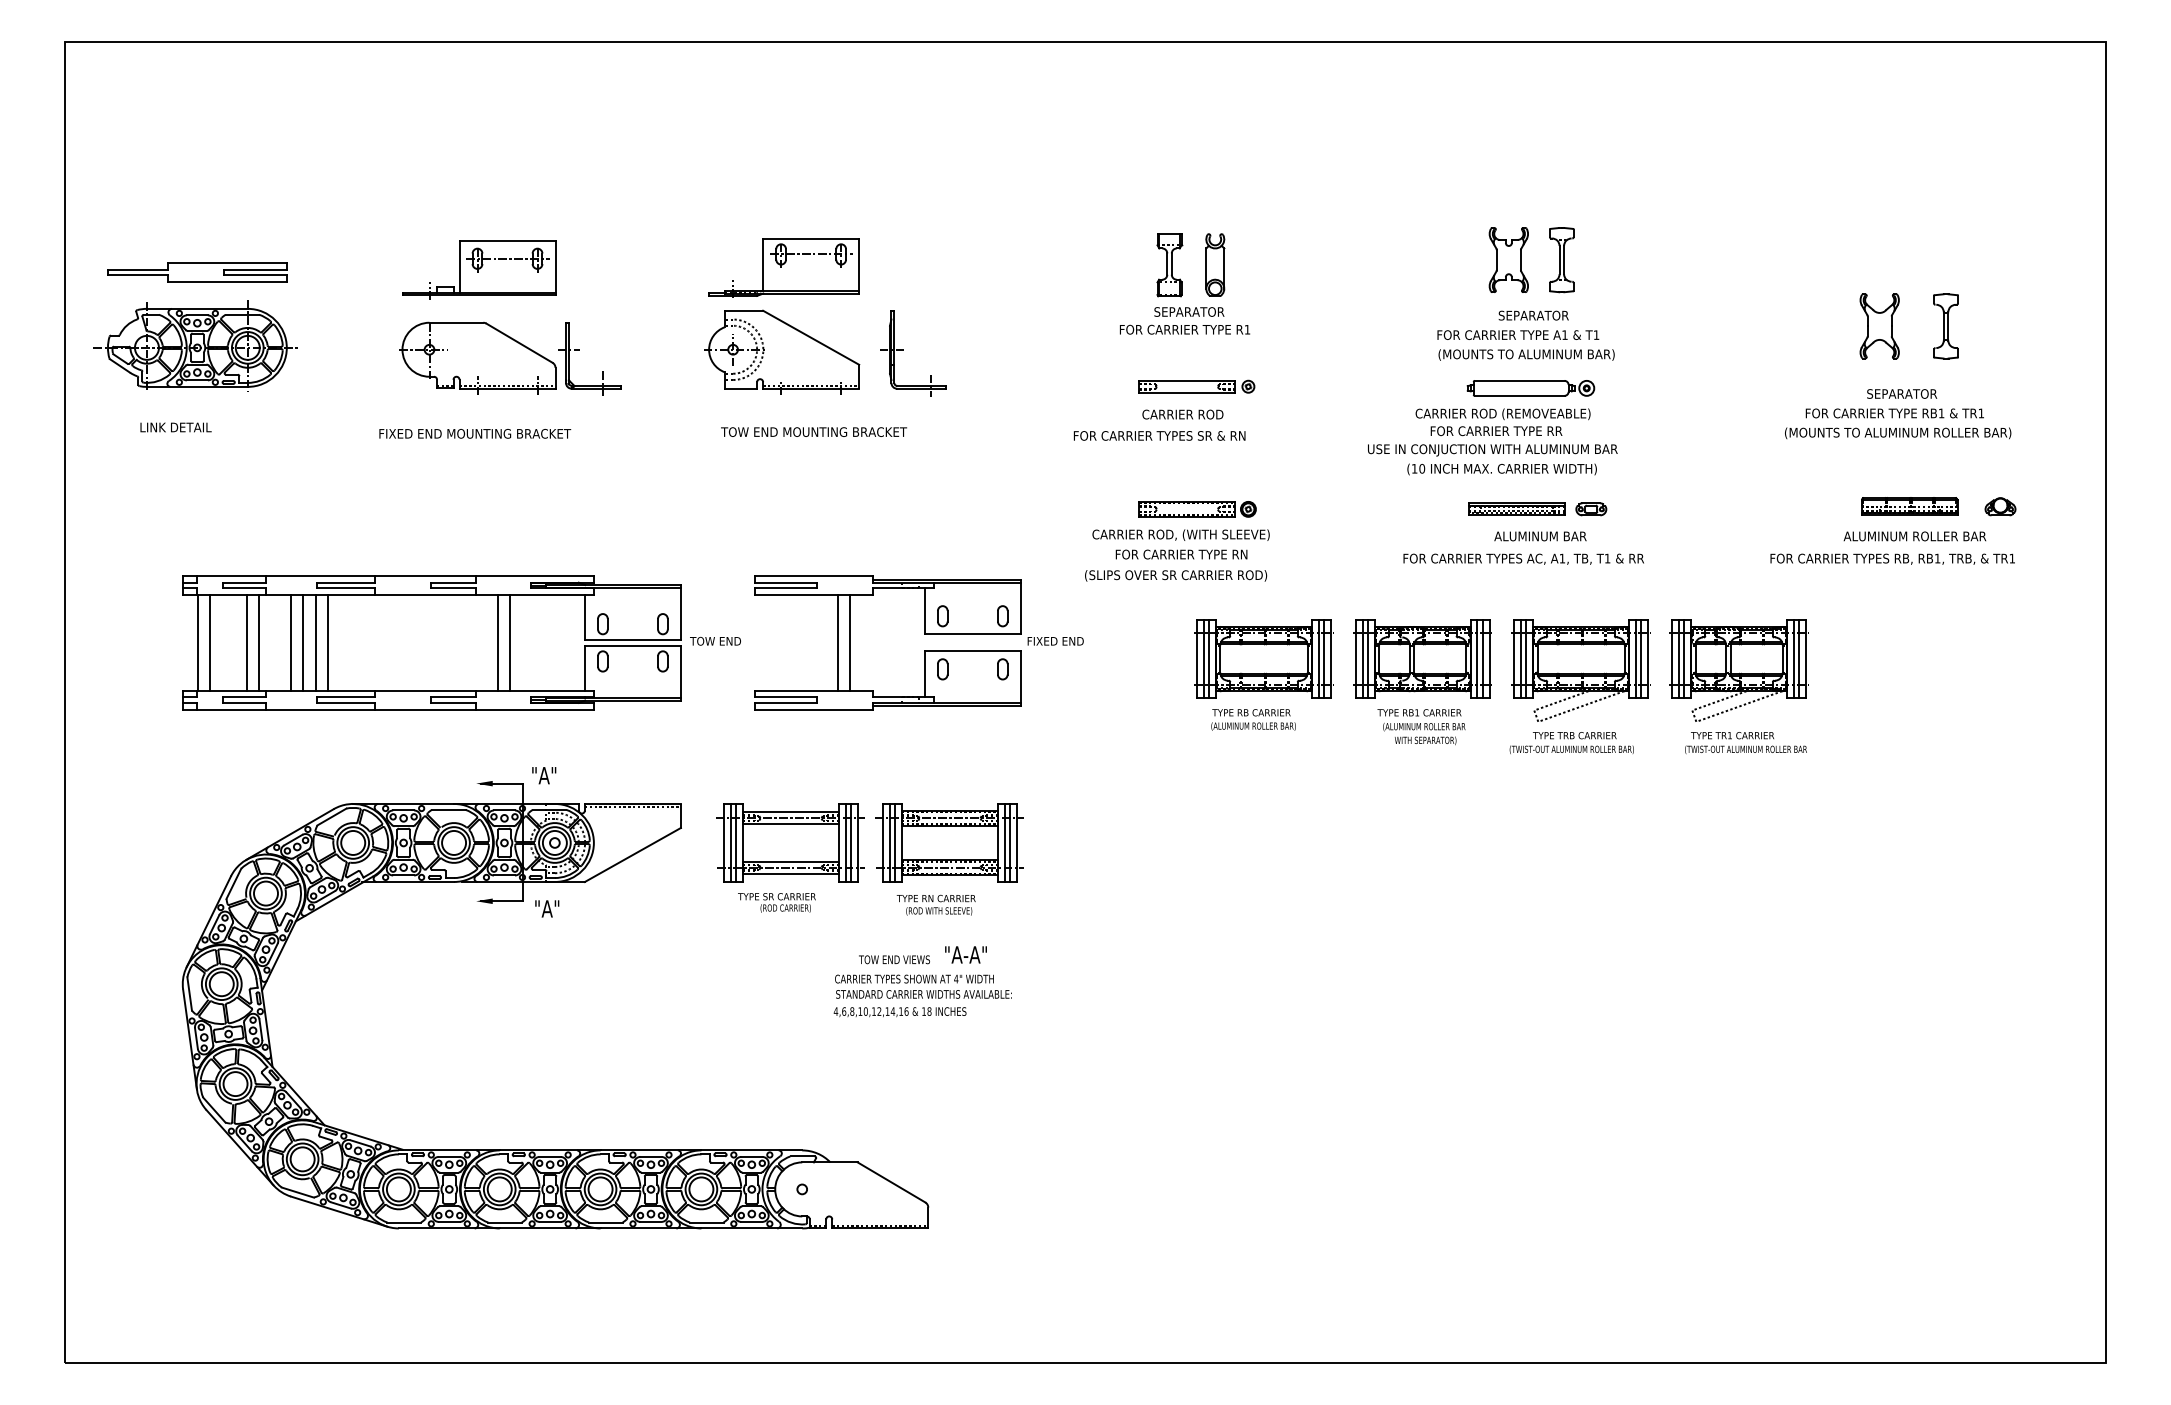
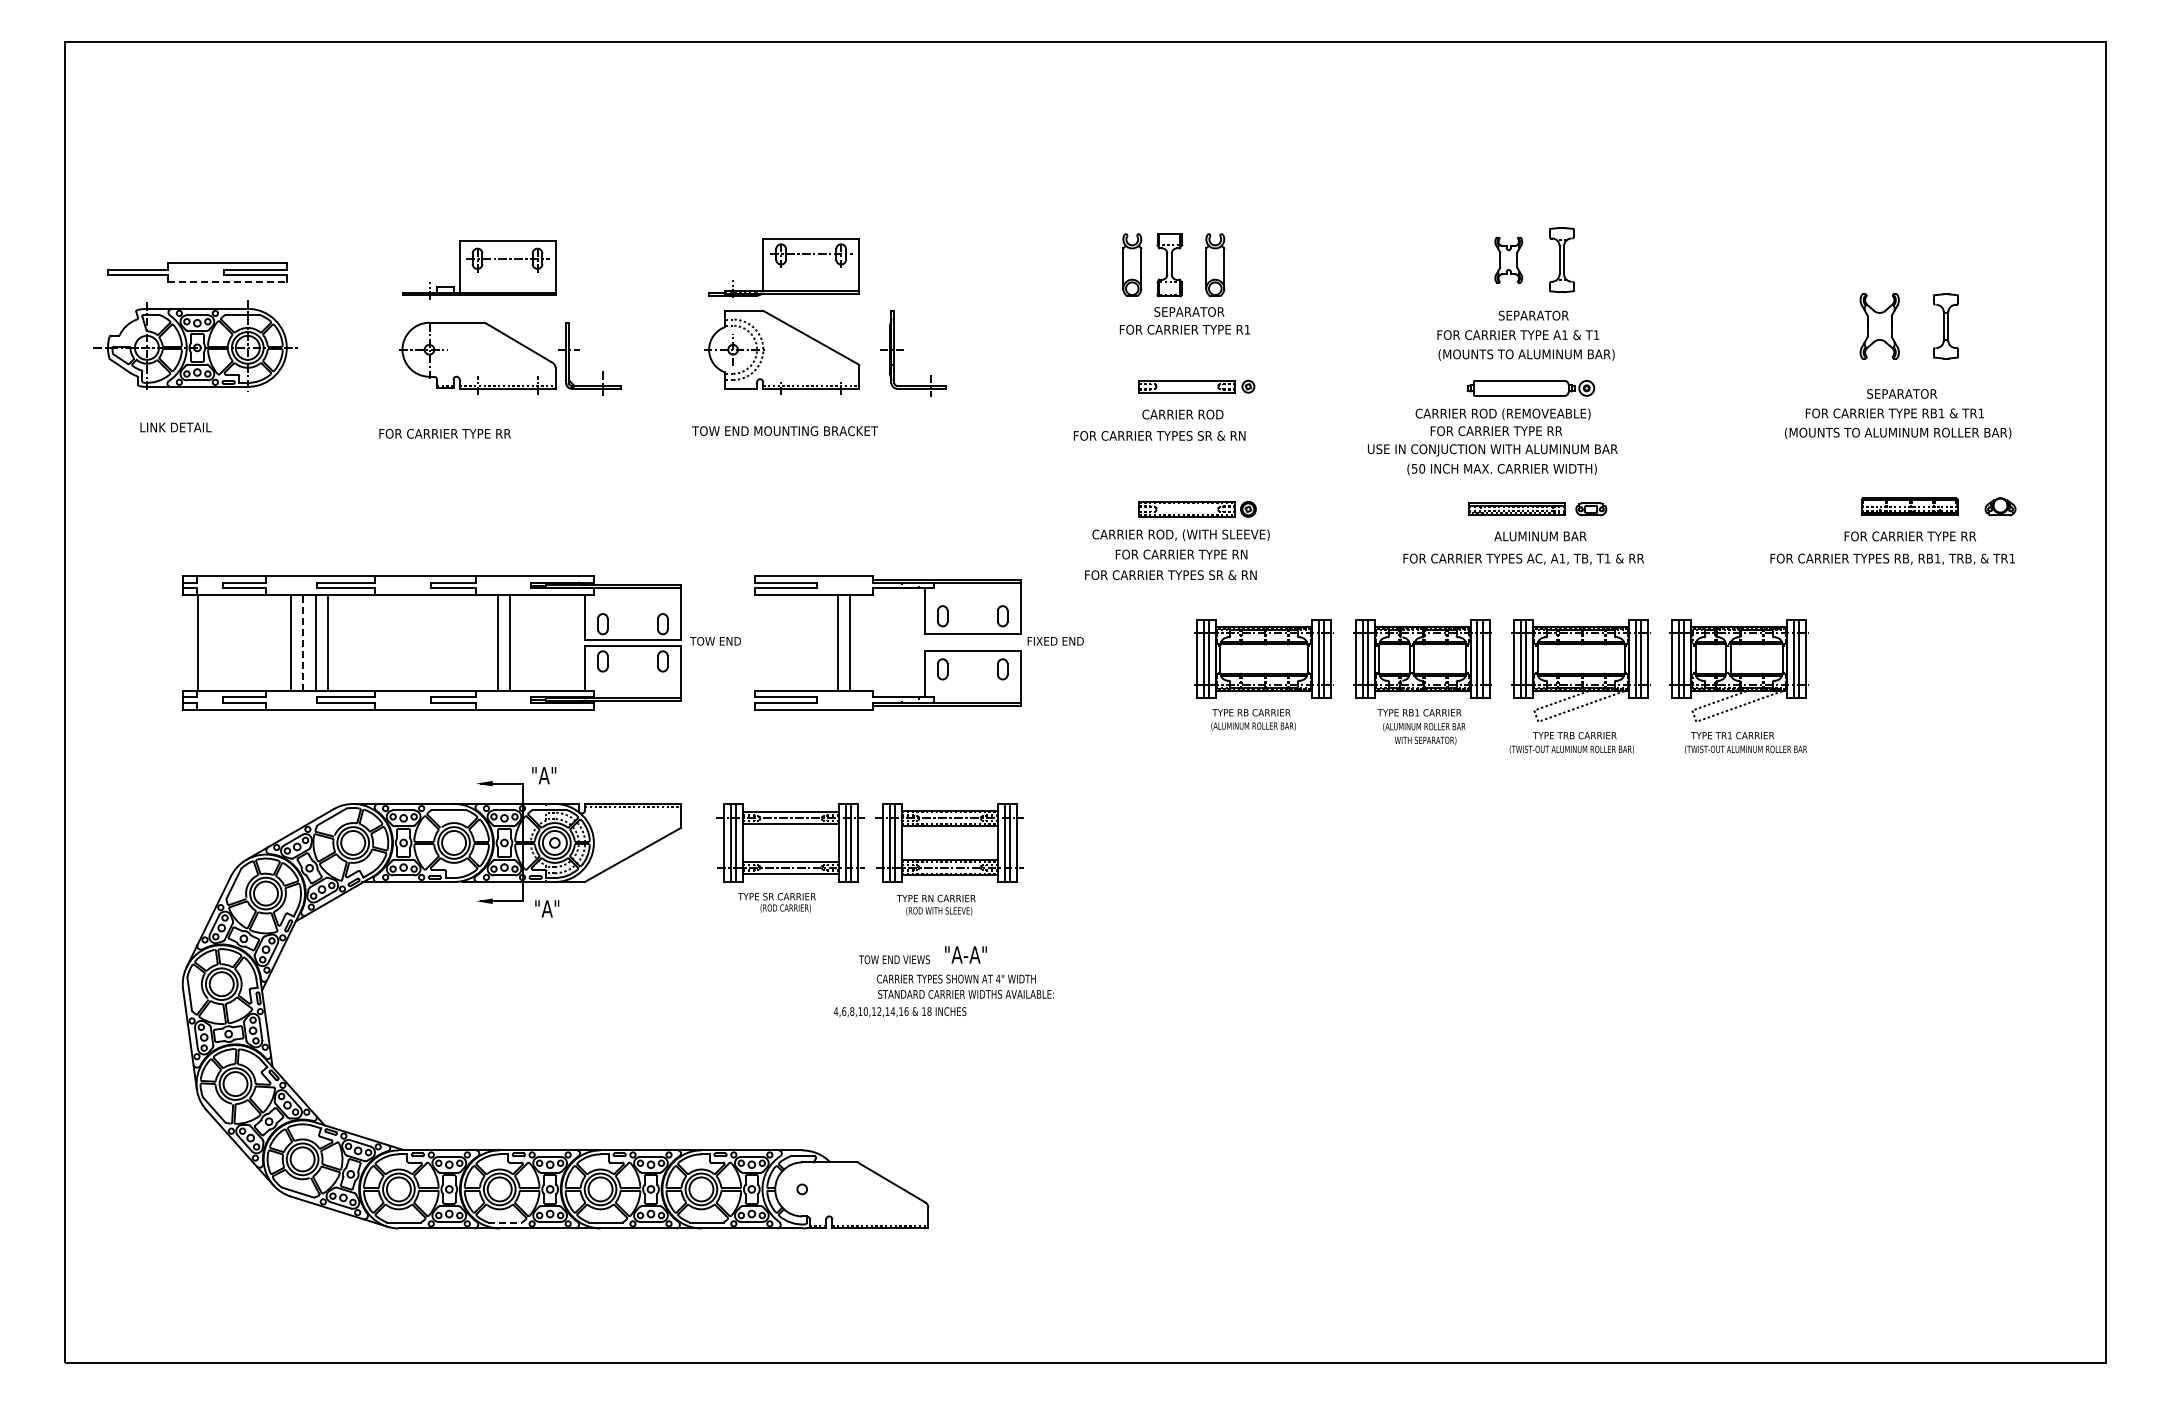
part size: 41x66 px -> 30x48 px (1508, 259)
part: none -> present (1132, 264)
line: solid -> dashed (228, 282)
text position: (814, 431) -> (785, 430) (785, 430)
text: FIXED END MOUNTING BRACKET -> FOR CARRIER TYPE RR (478, 433)
text: (10 -> (50 (1414, 468)
text: ALUMINUM ROLLER BAR -> FOR CARRIER TYPE RR (1914, 536)
text: (SLIPS OVER SR CARRIER ROD) -> FOR CARRIER TYPES SR & RN (1176, 575)
line: present -> none (210, 642)
line: present -> none (247, 642)
line: present -> none (259, 642)
line: solid -> dashed (303, 642)
text position: (923, 986) -> (965, 986) (965, 986)
line: solid -> dashed (505, 1222)
